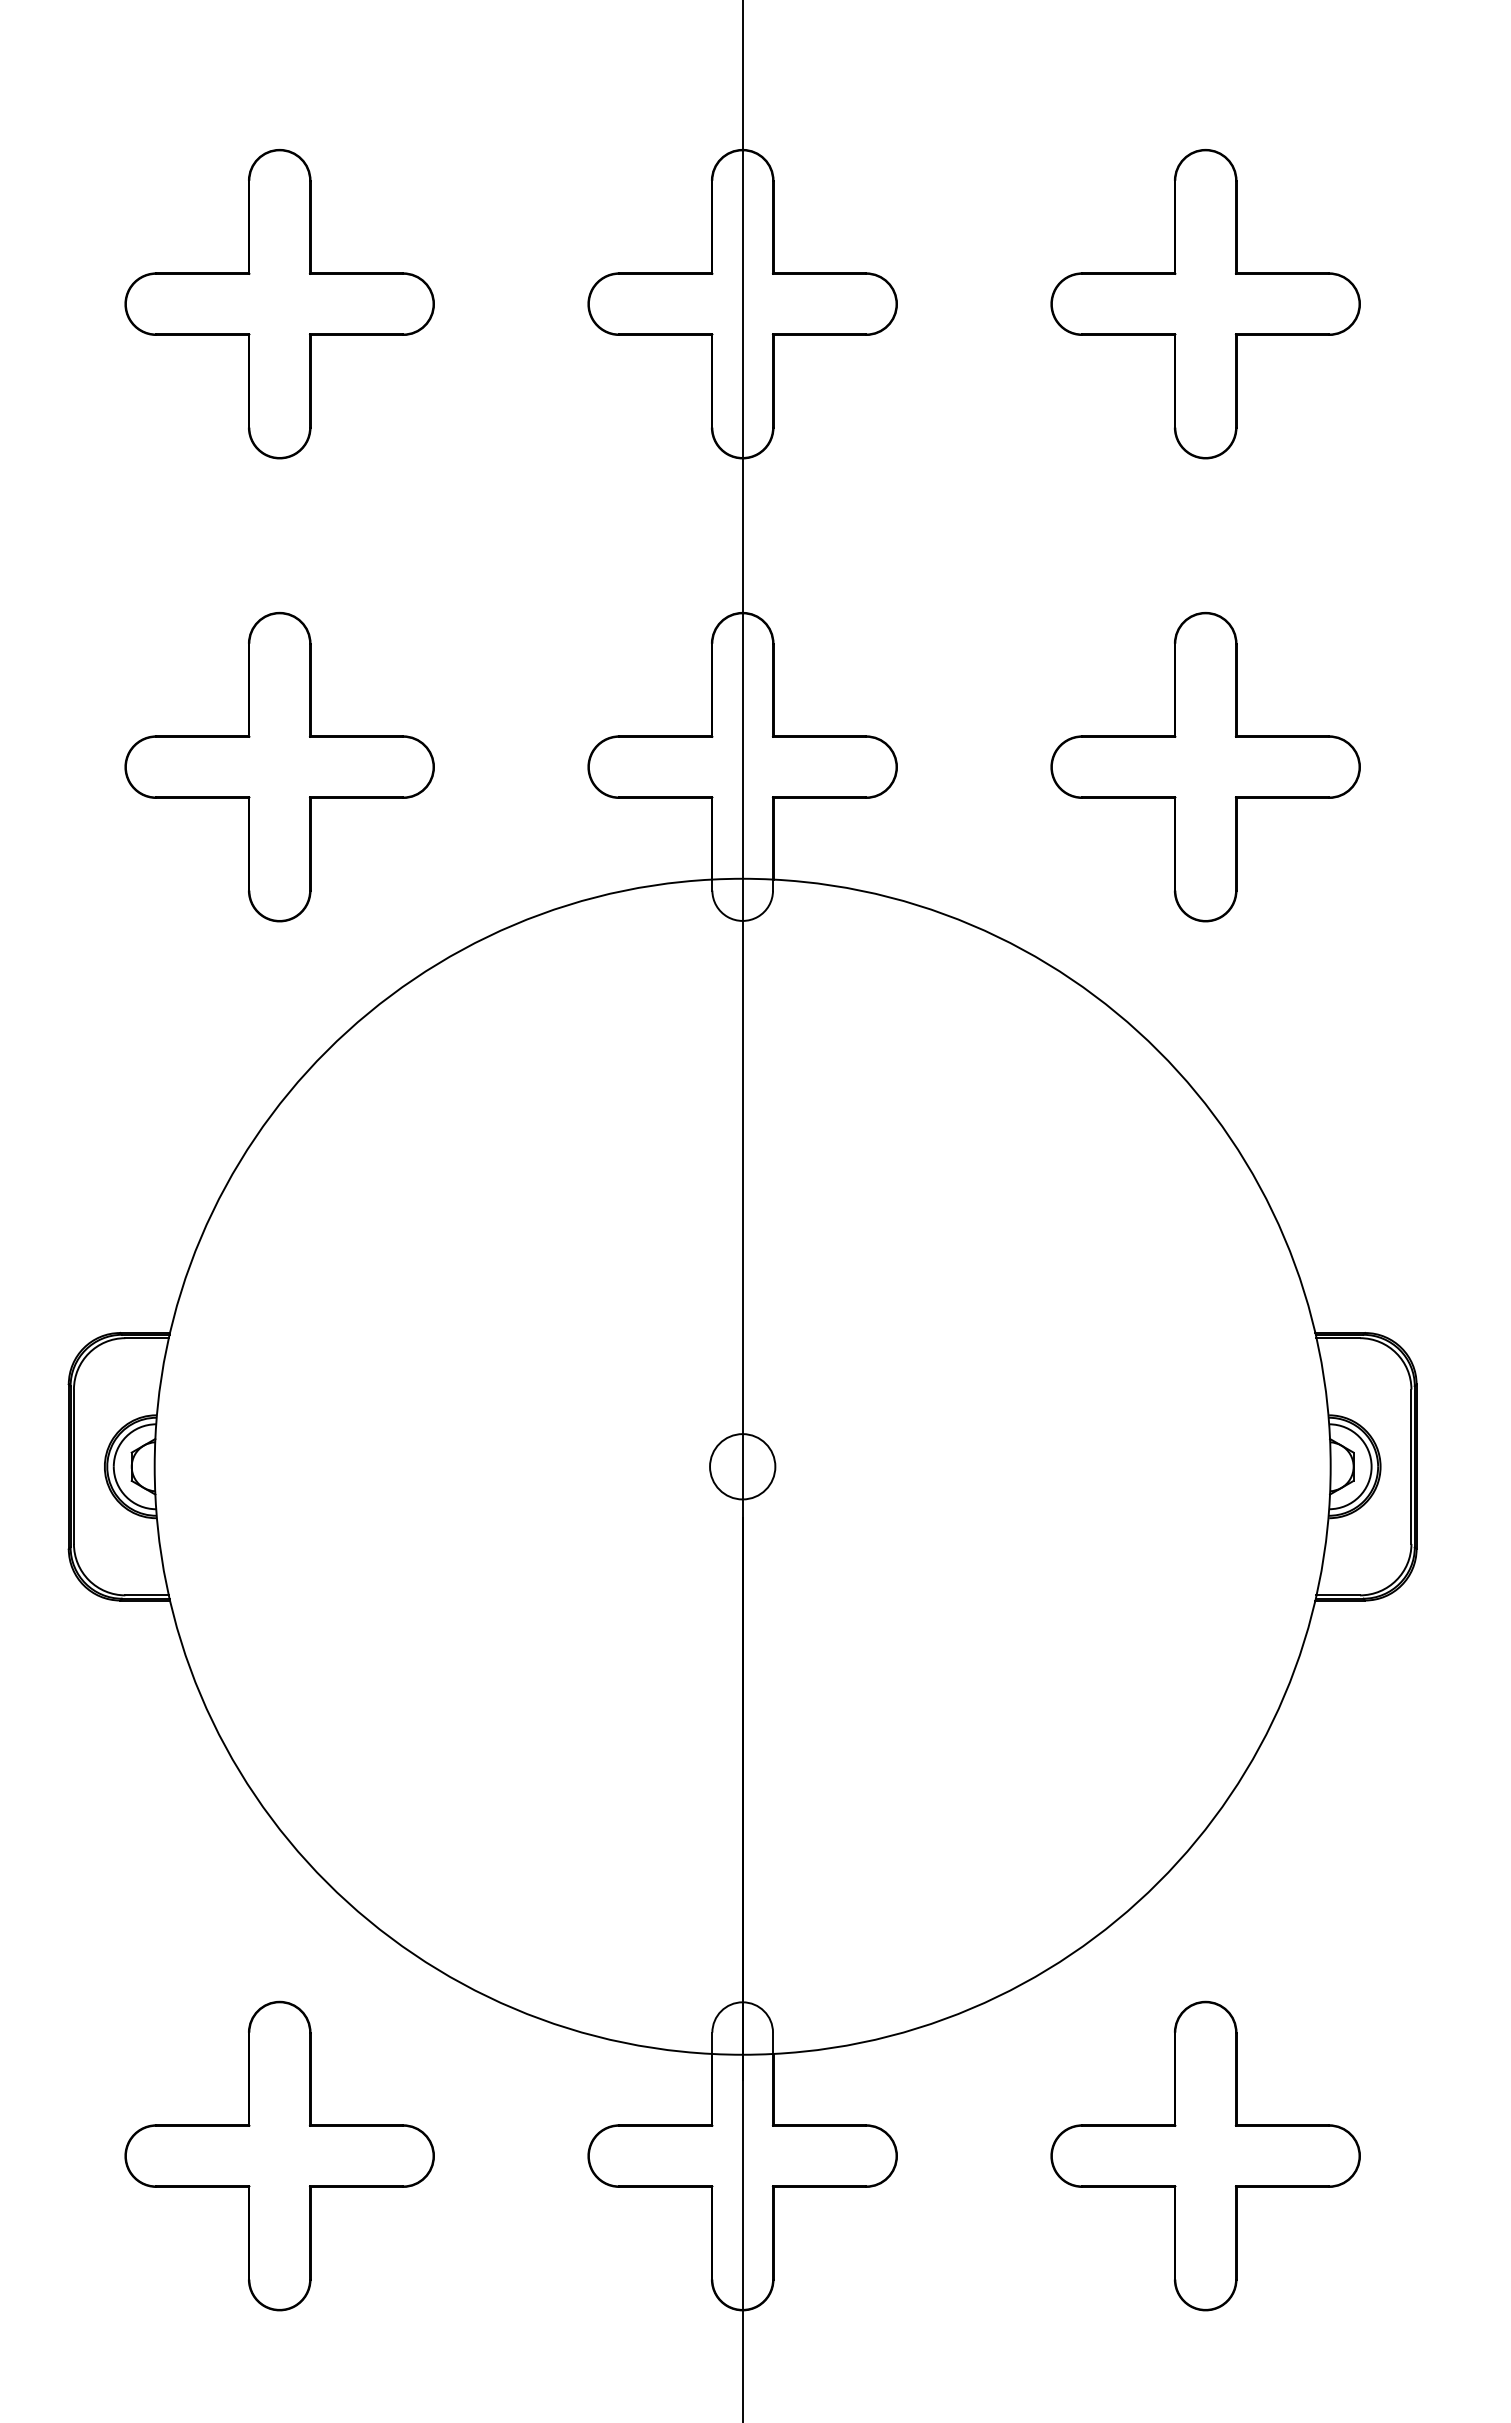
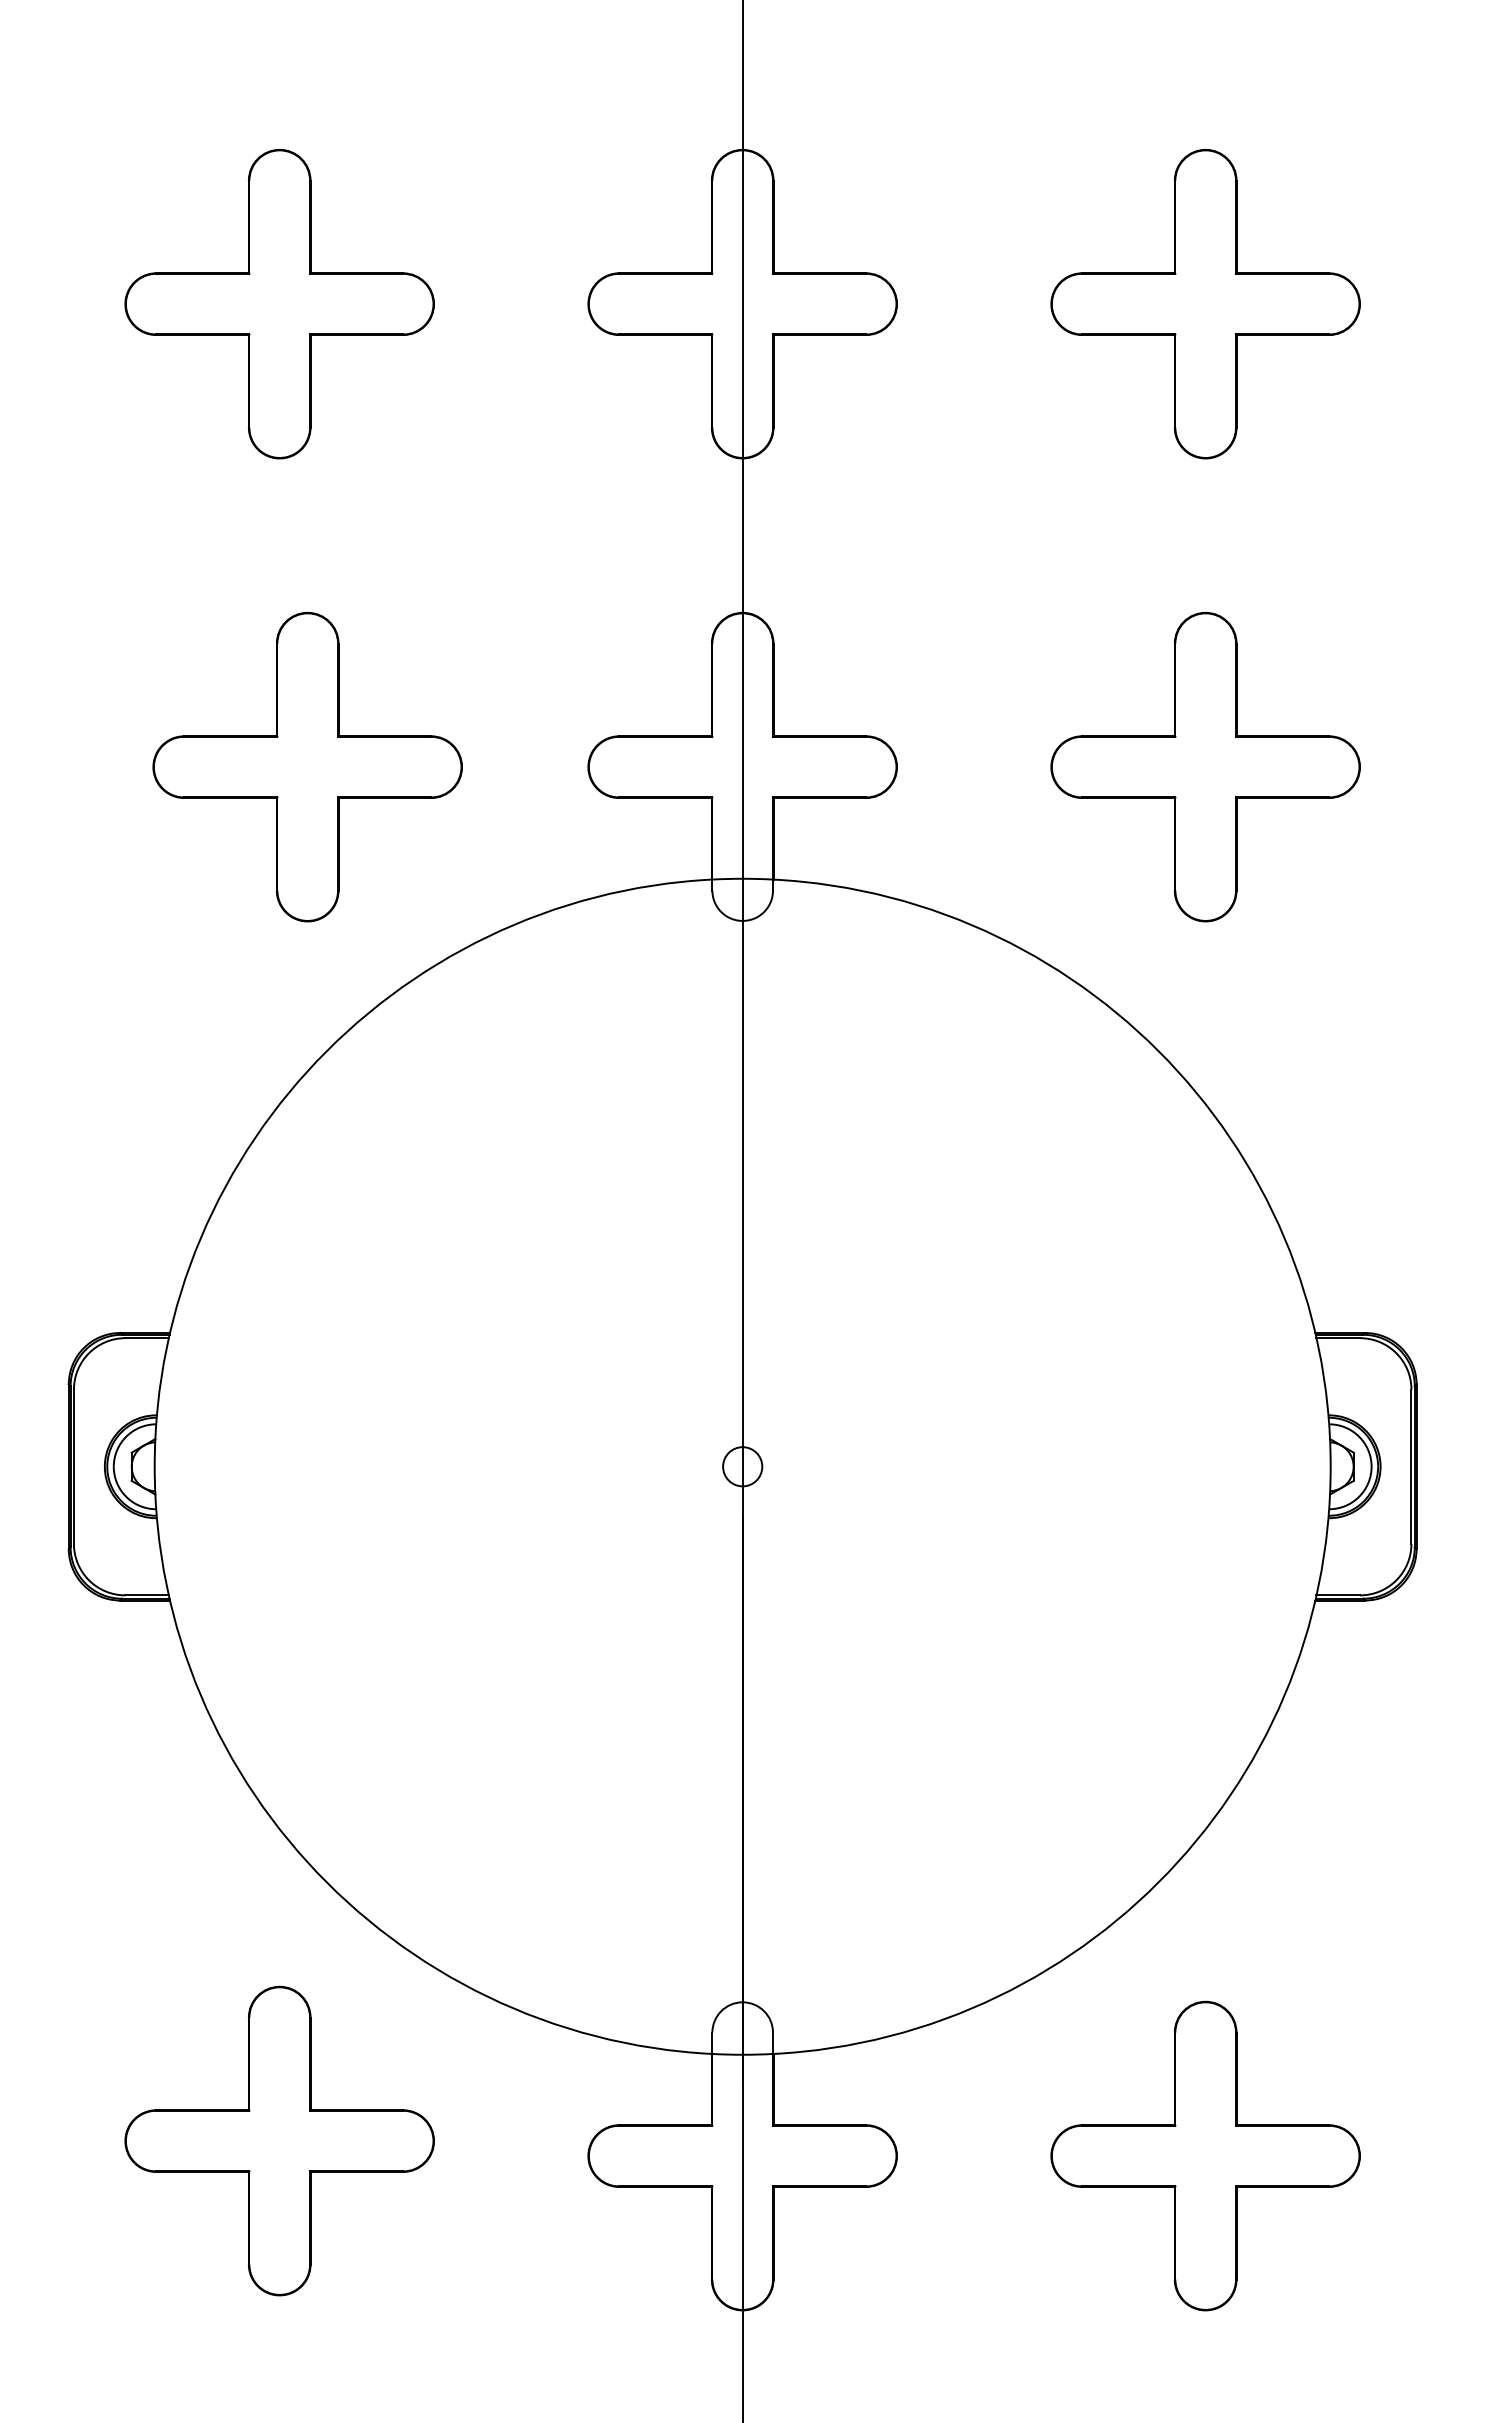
part position: (279, 766) -> (307, 766) (307, 766)
circle diameter: 65 px -> 39 px (742, 1466)
part position: (279, 2155) -> (279, 2140) (279, 2140)
